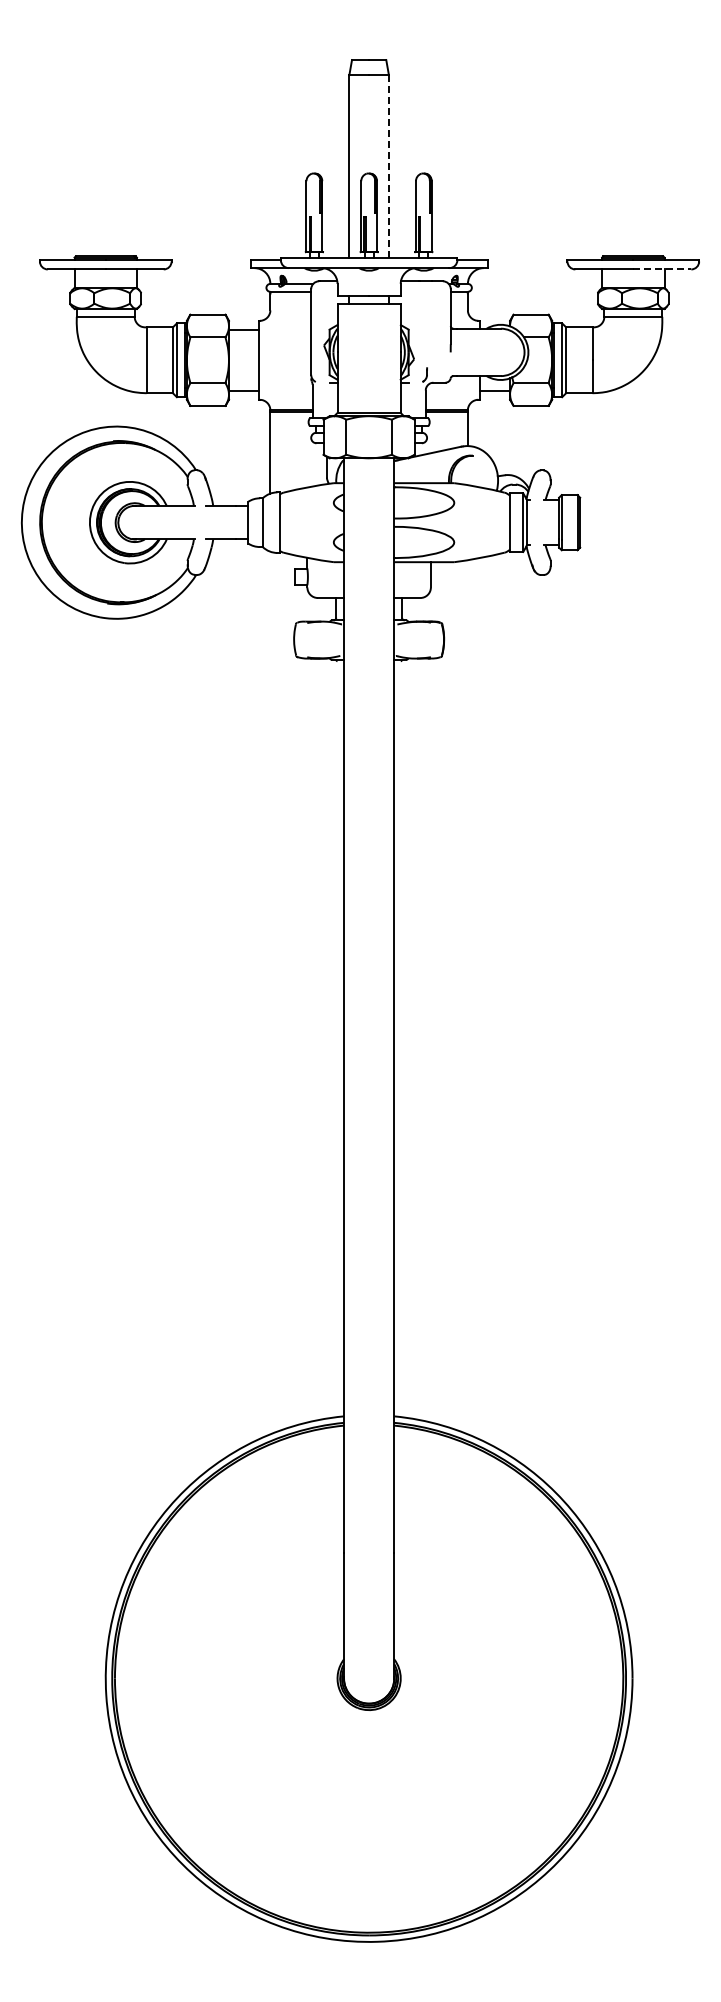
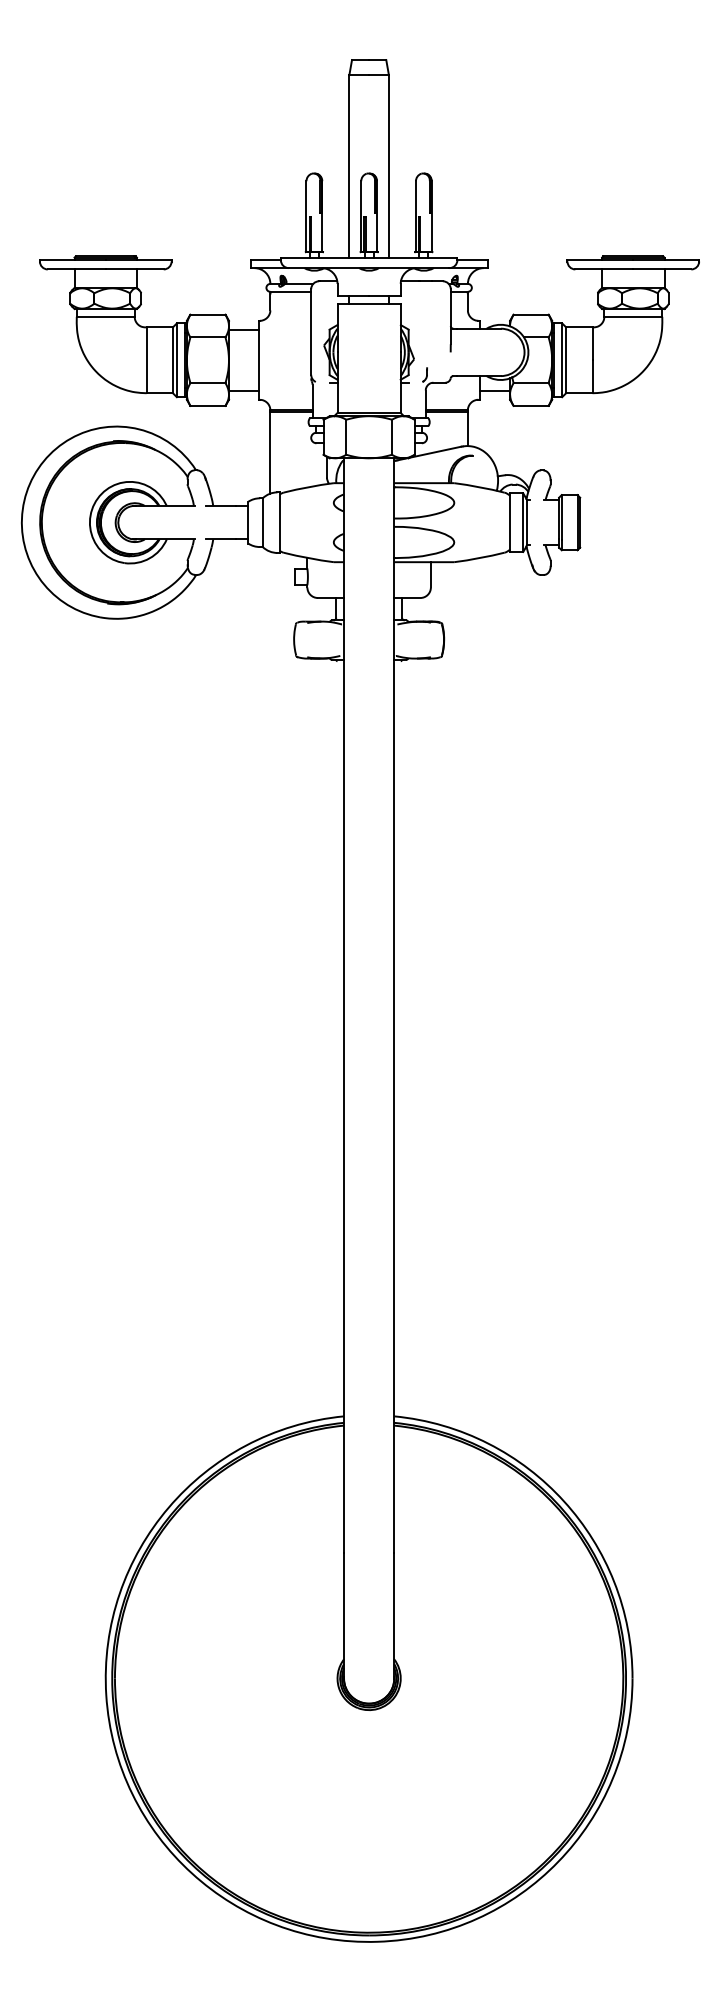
line: dashed -> solid (388, 165)
line: dashed -> solid (662, 269)
